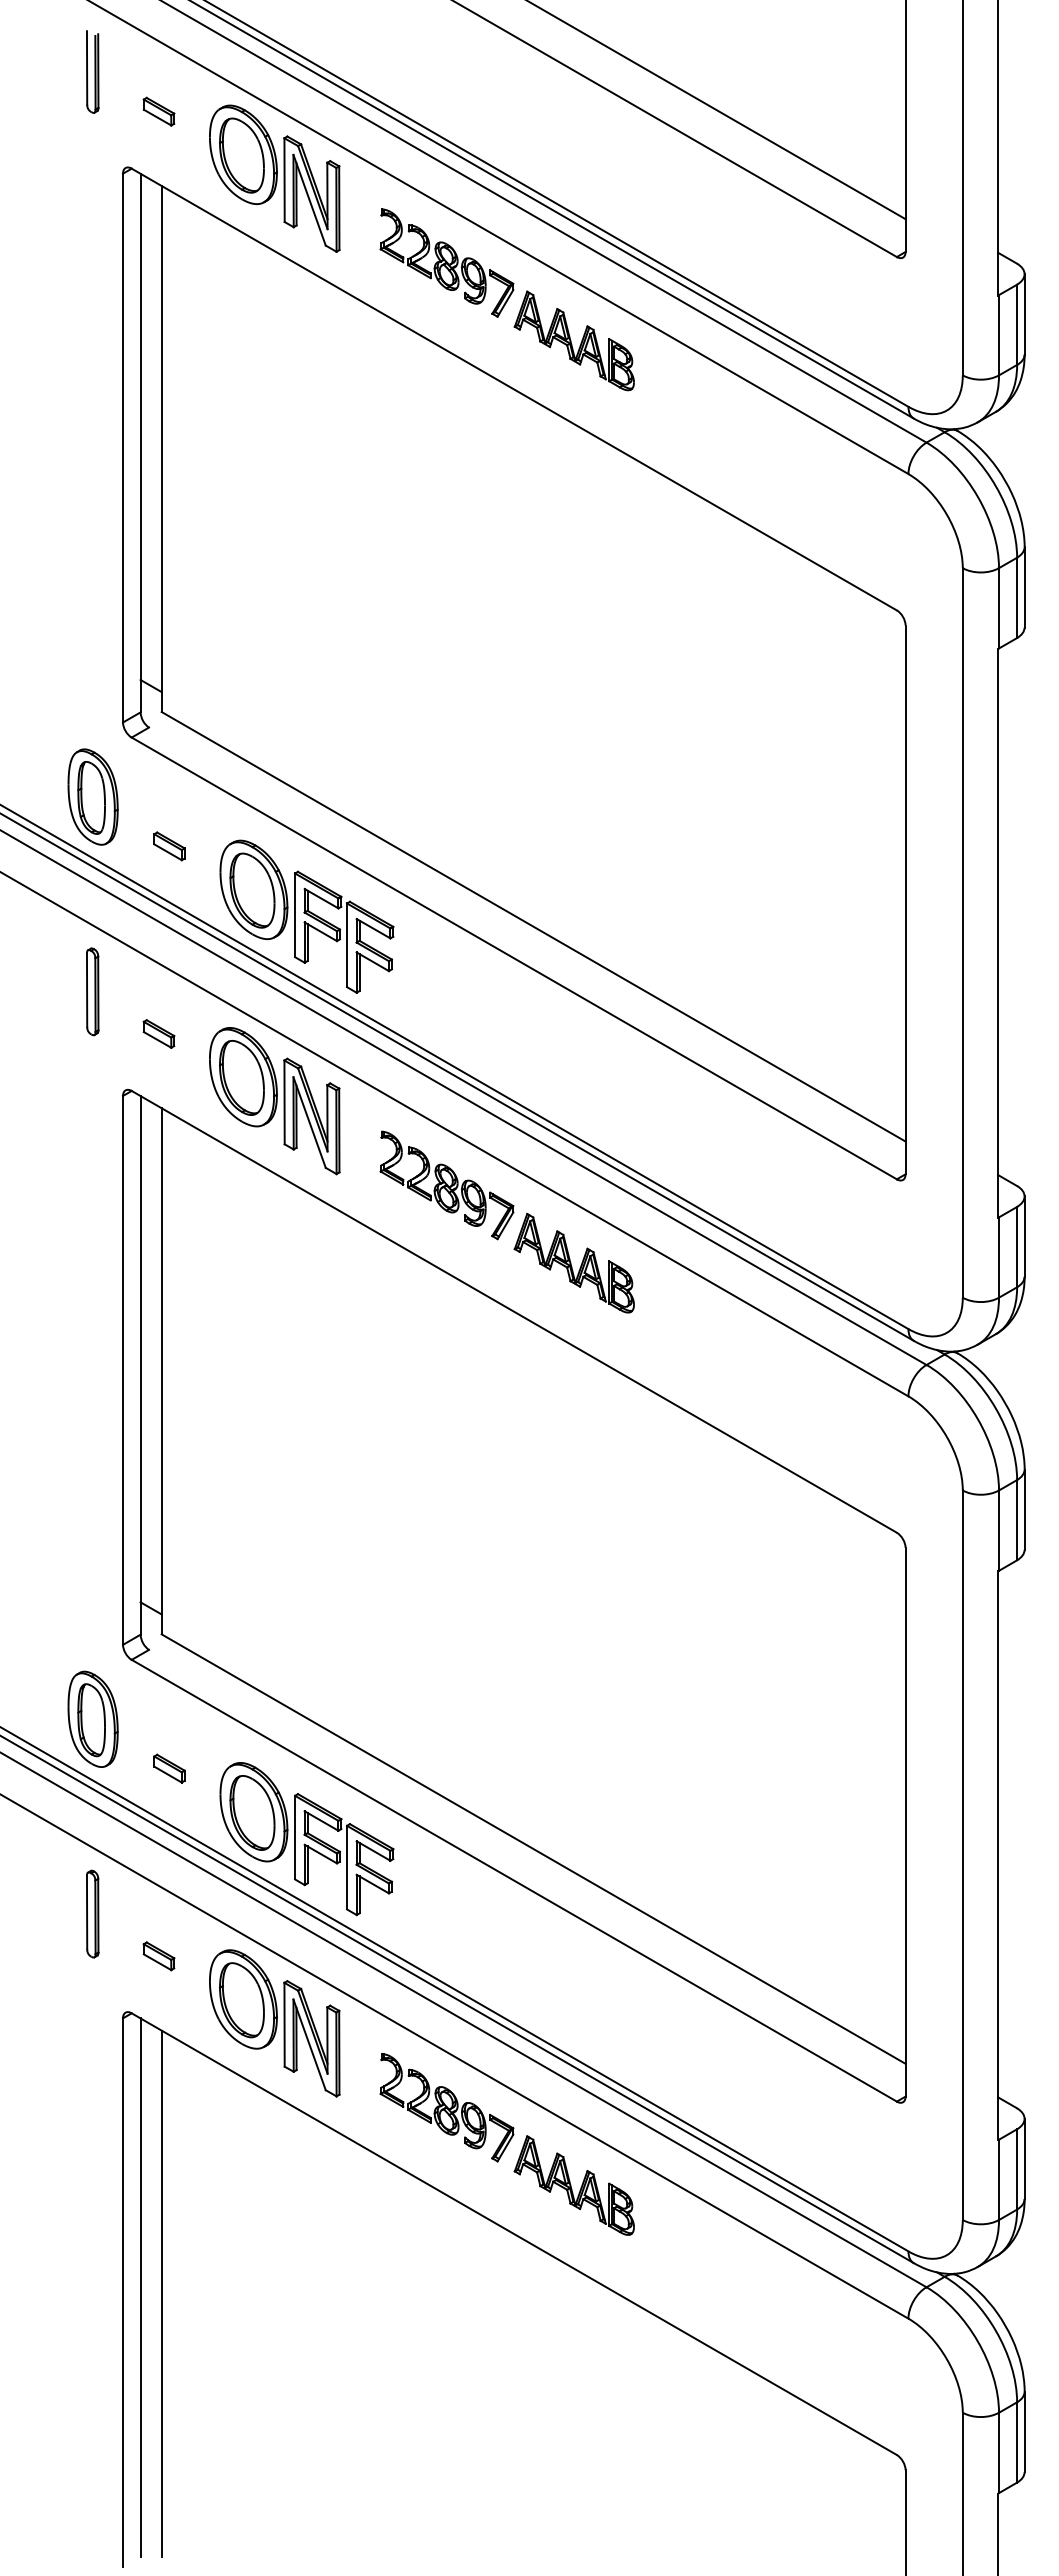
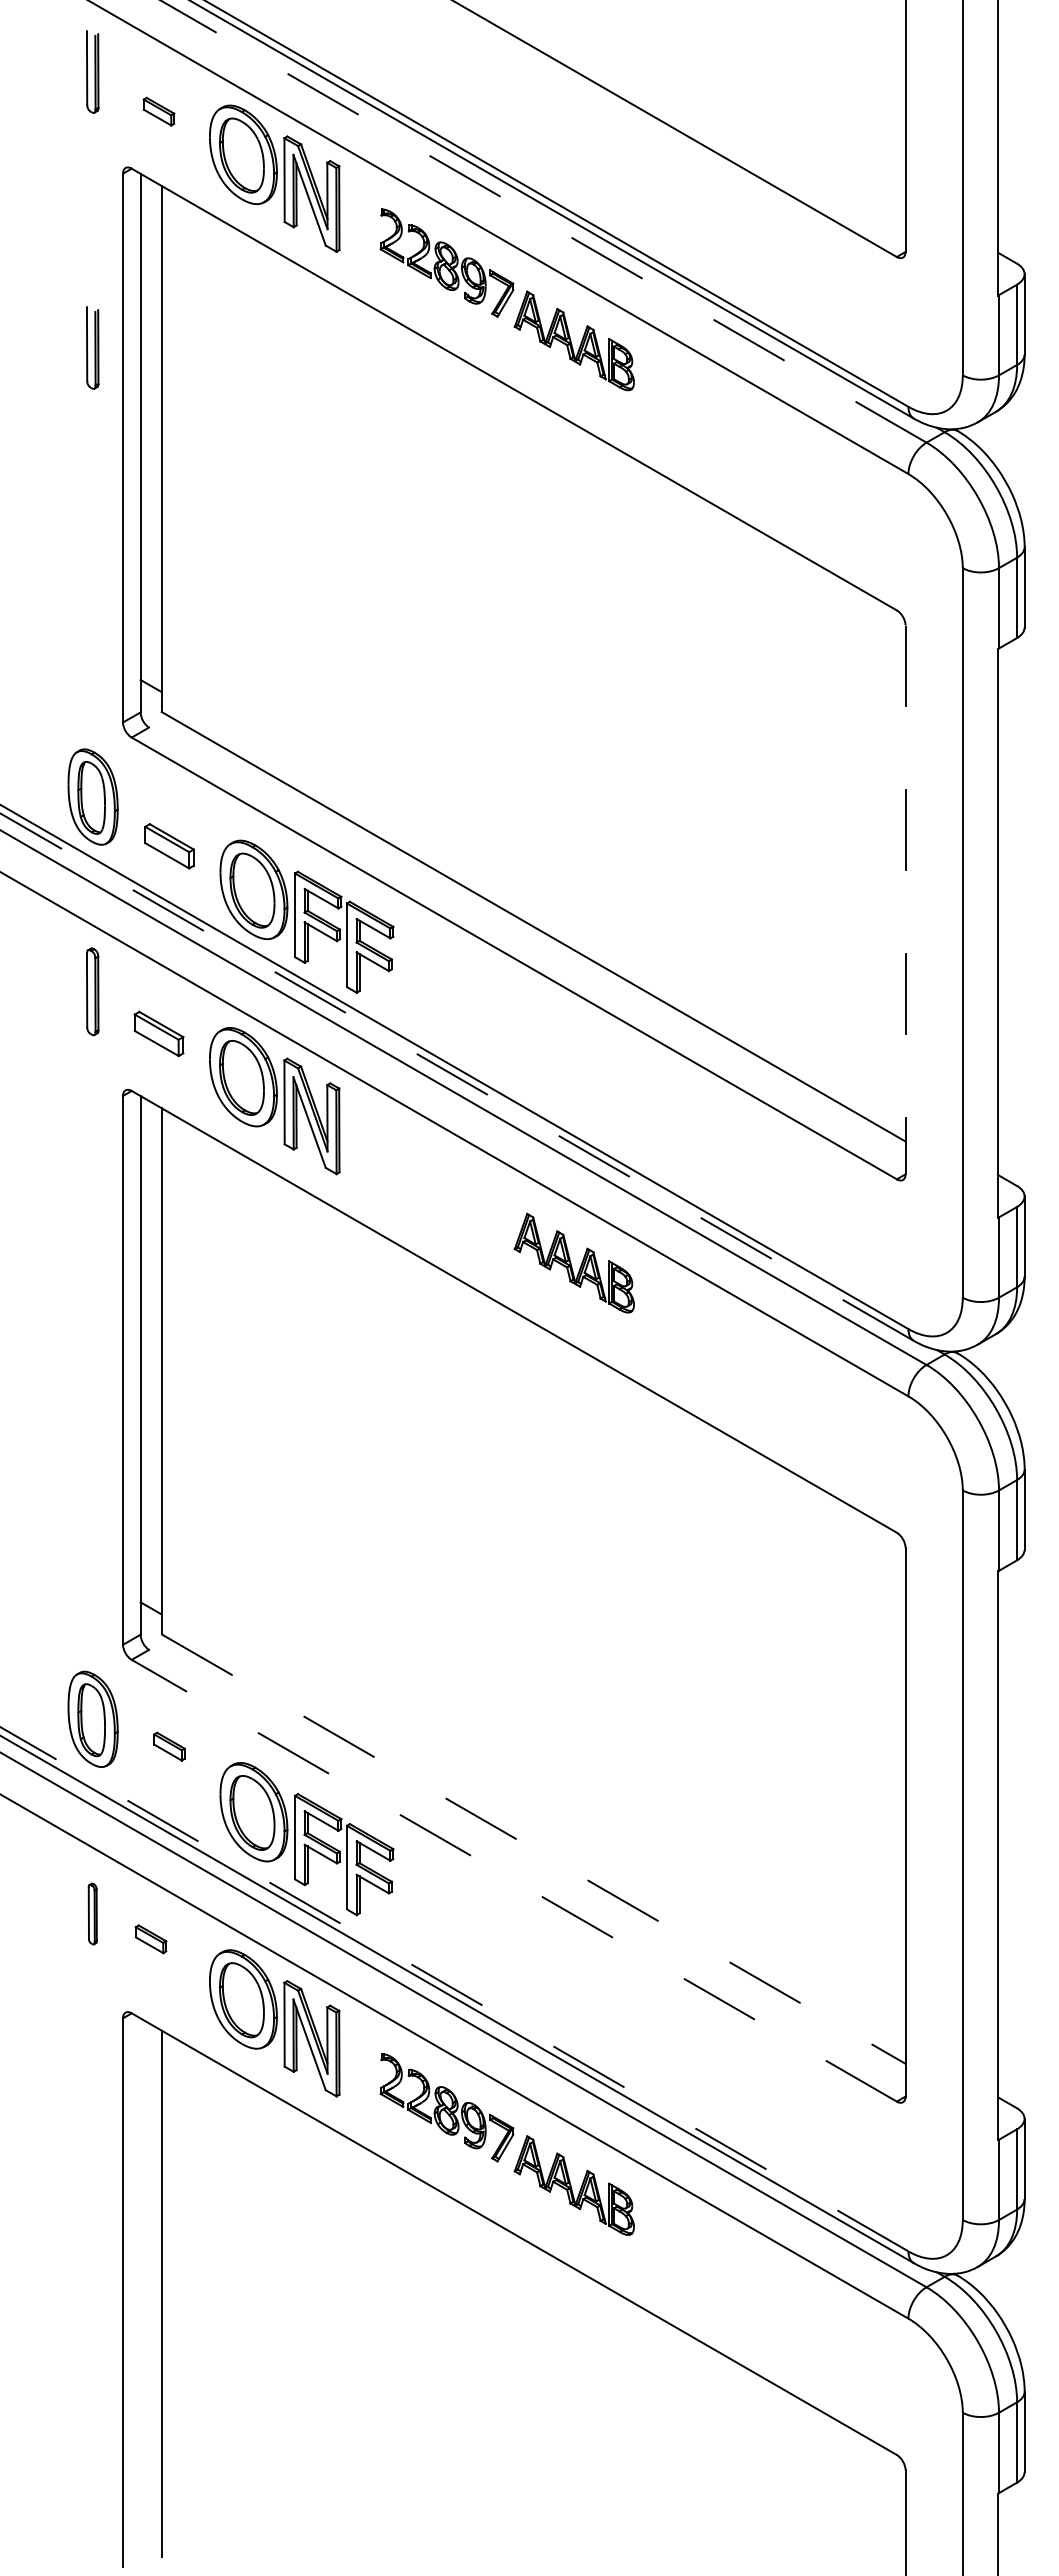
line: present -> none (717, 110)
line: solid -> dashed (543, 221)
part: none -> present (92, 347)
part size: 33x31 px -> 51x47 px (169, 846)
line: solid -> dashed (905, 900)
part size: 34x30 px -> 52x48 px (158, 1033)
line: solid -> dashed (456, 1076)
part: present -> none (446, 1185)
part position: (169, 1768) -> (169, 1746) (169, 1746)
line: solid -> dashed (534, 1849)
line: solid -> dashed (514, 1880)
part size: 14x90 px -> 11x64 px (92, 1913)
part position: (158, 1956) -> (150, 1939) (150, 1939)
line: solid -> dashed (453, 1988)
line: present -> none (140, 2287)
